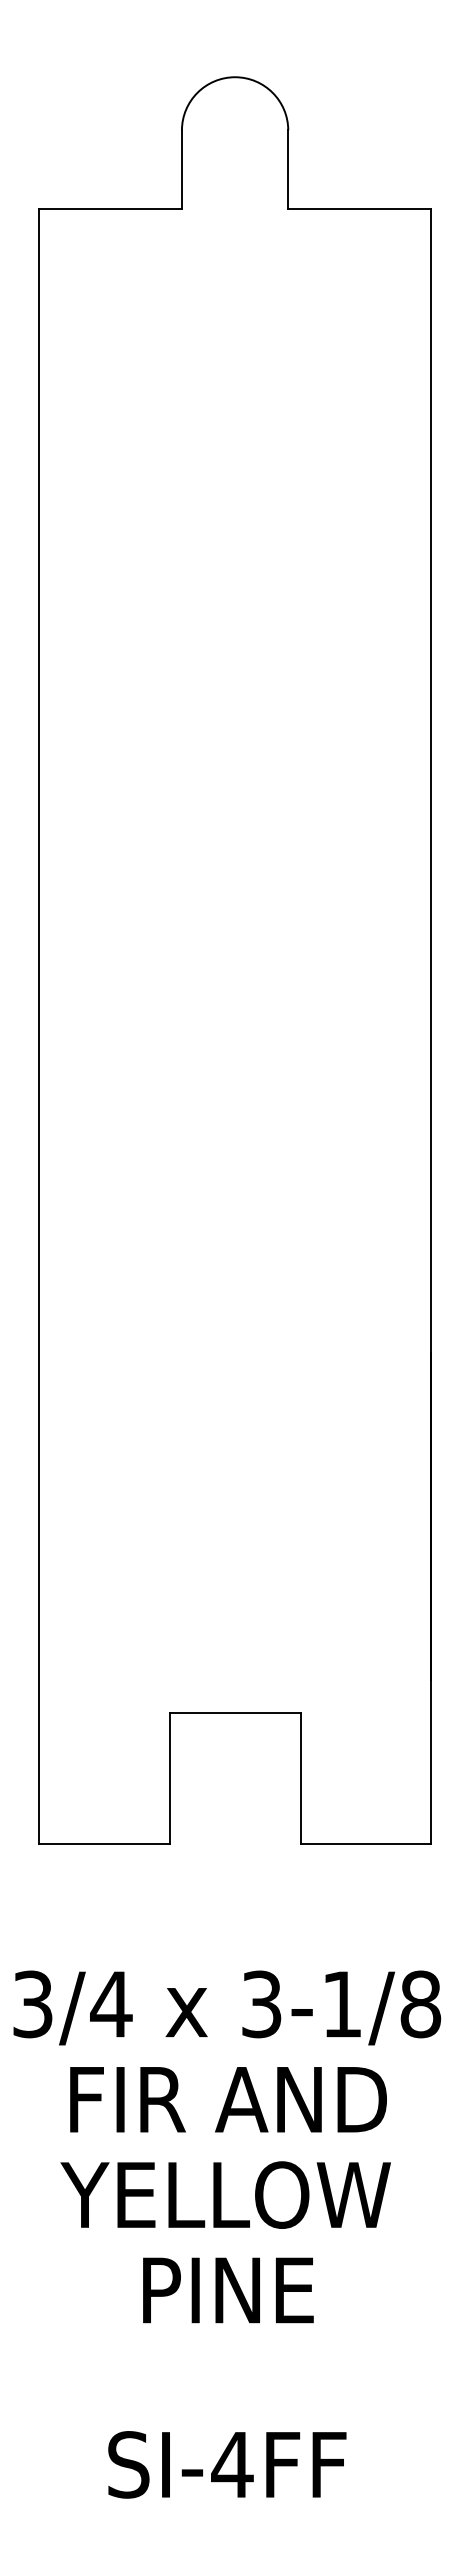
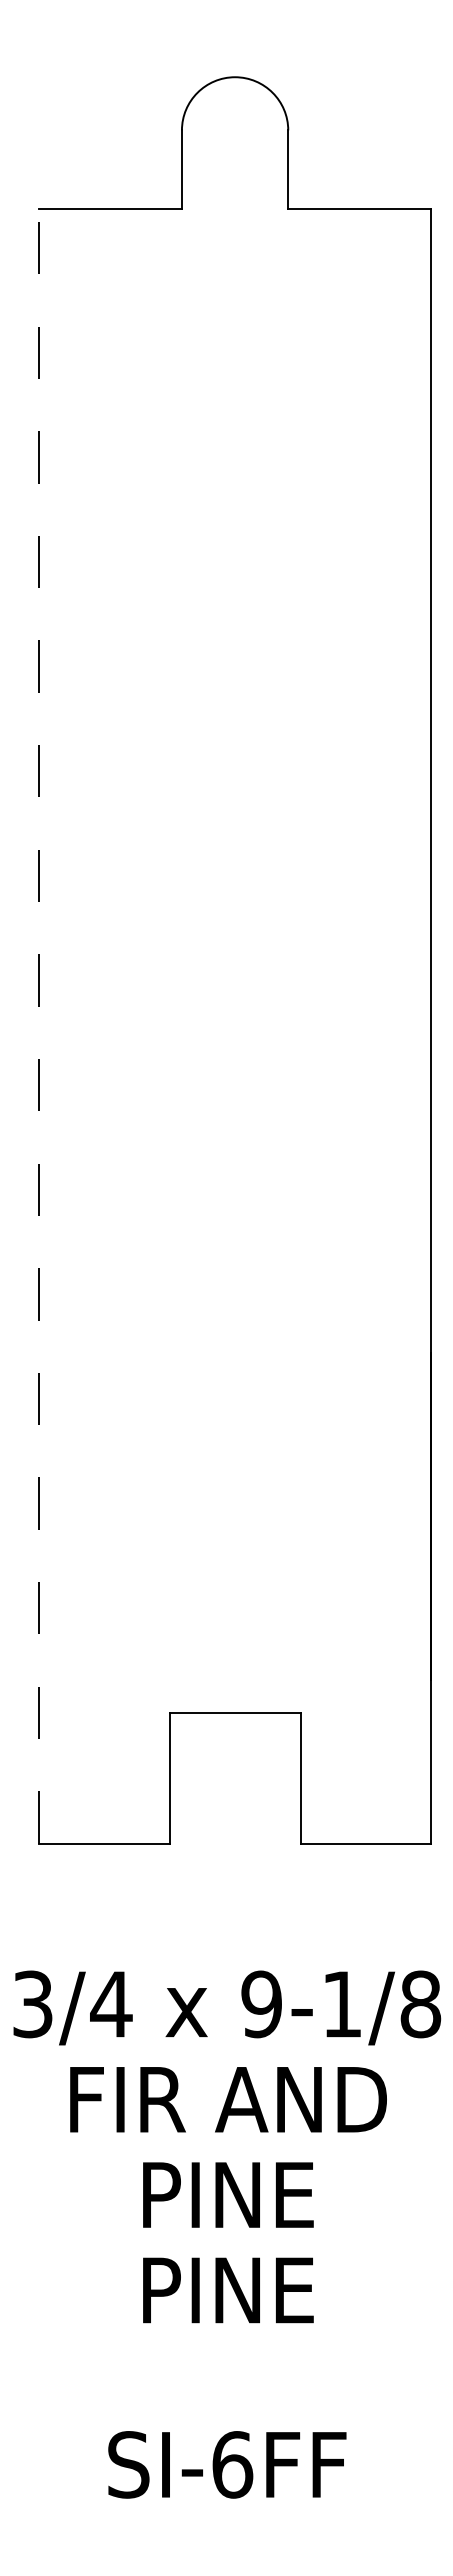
line: solid -> dashed (38, 1025)
text: 3-1/8 -> 9-1/8 (261, 2004)
text: YELLOW -> PINE (225, 2194)
text: SI-4FF -> SI-6FF (232, 2464)
